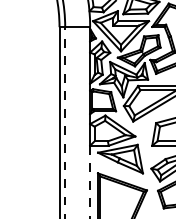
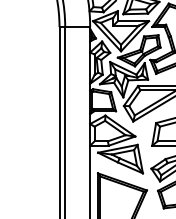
line: dashed -> solid (65, 123)
line: dashed -> solid (90, 182)
